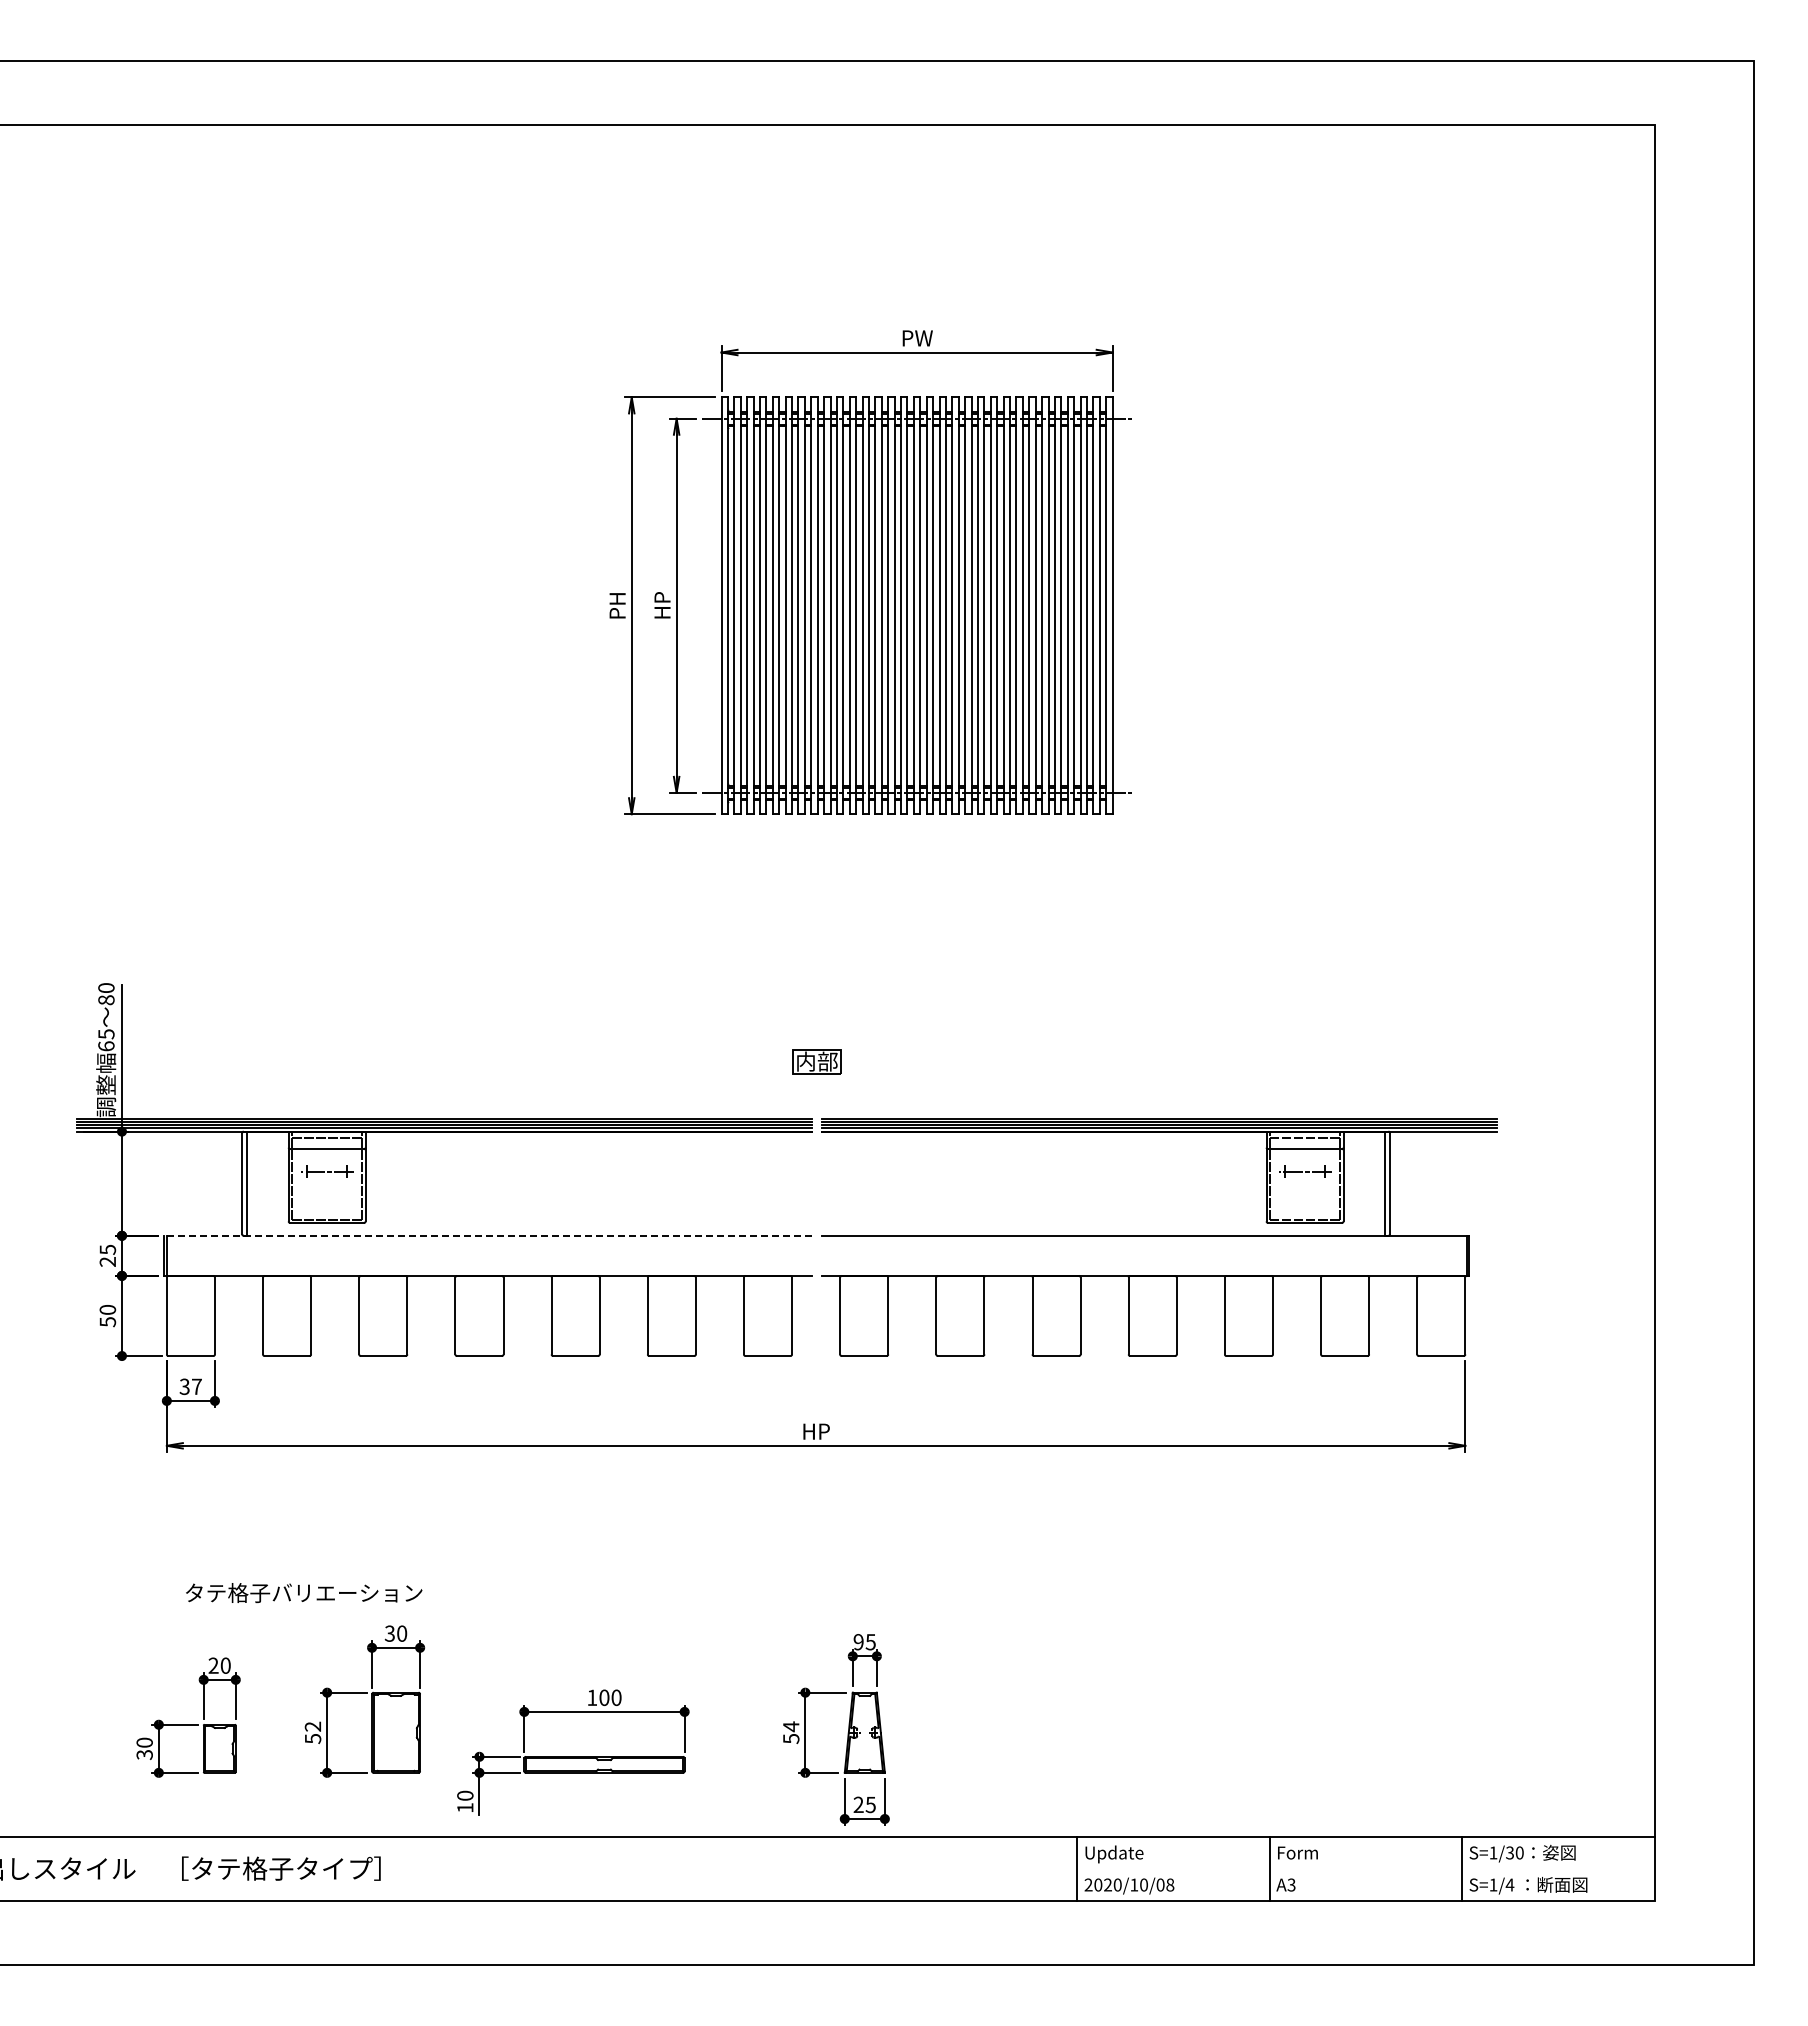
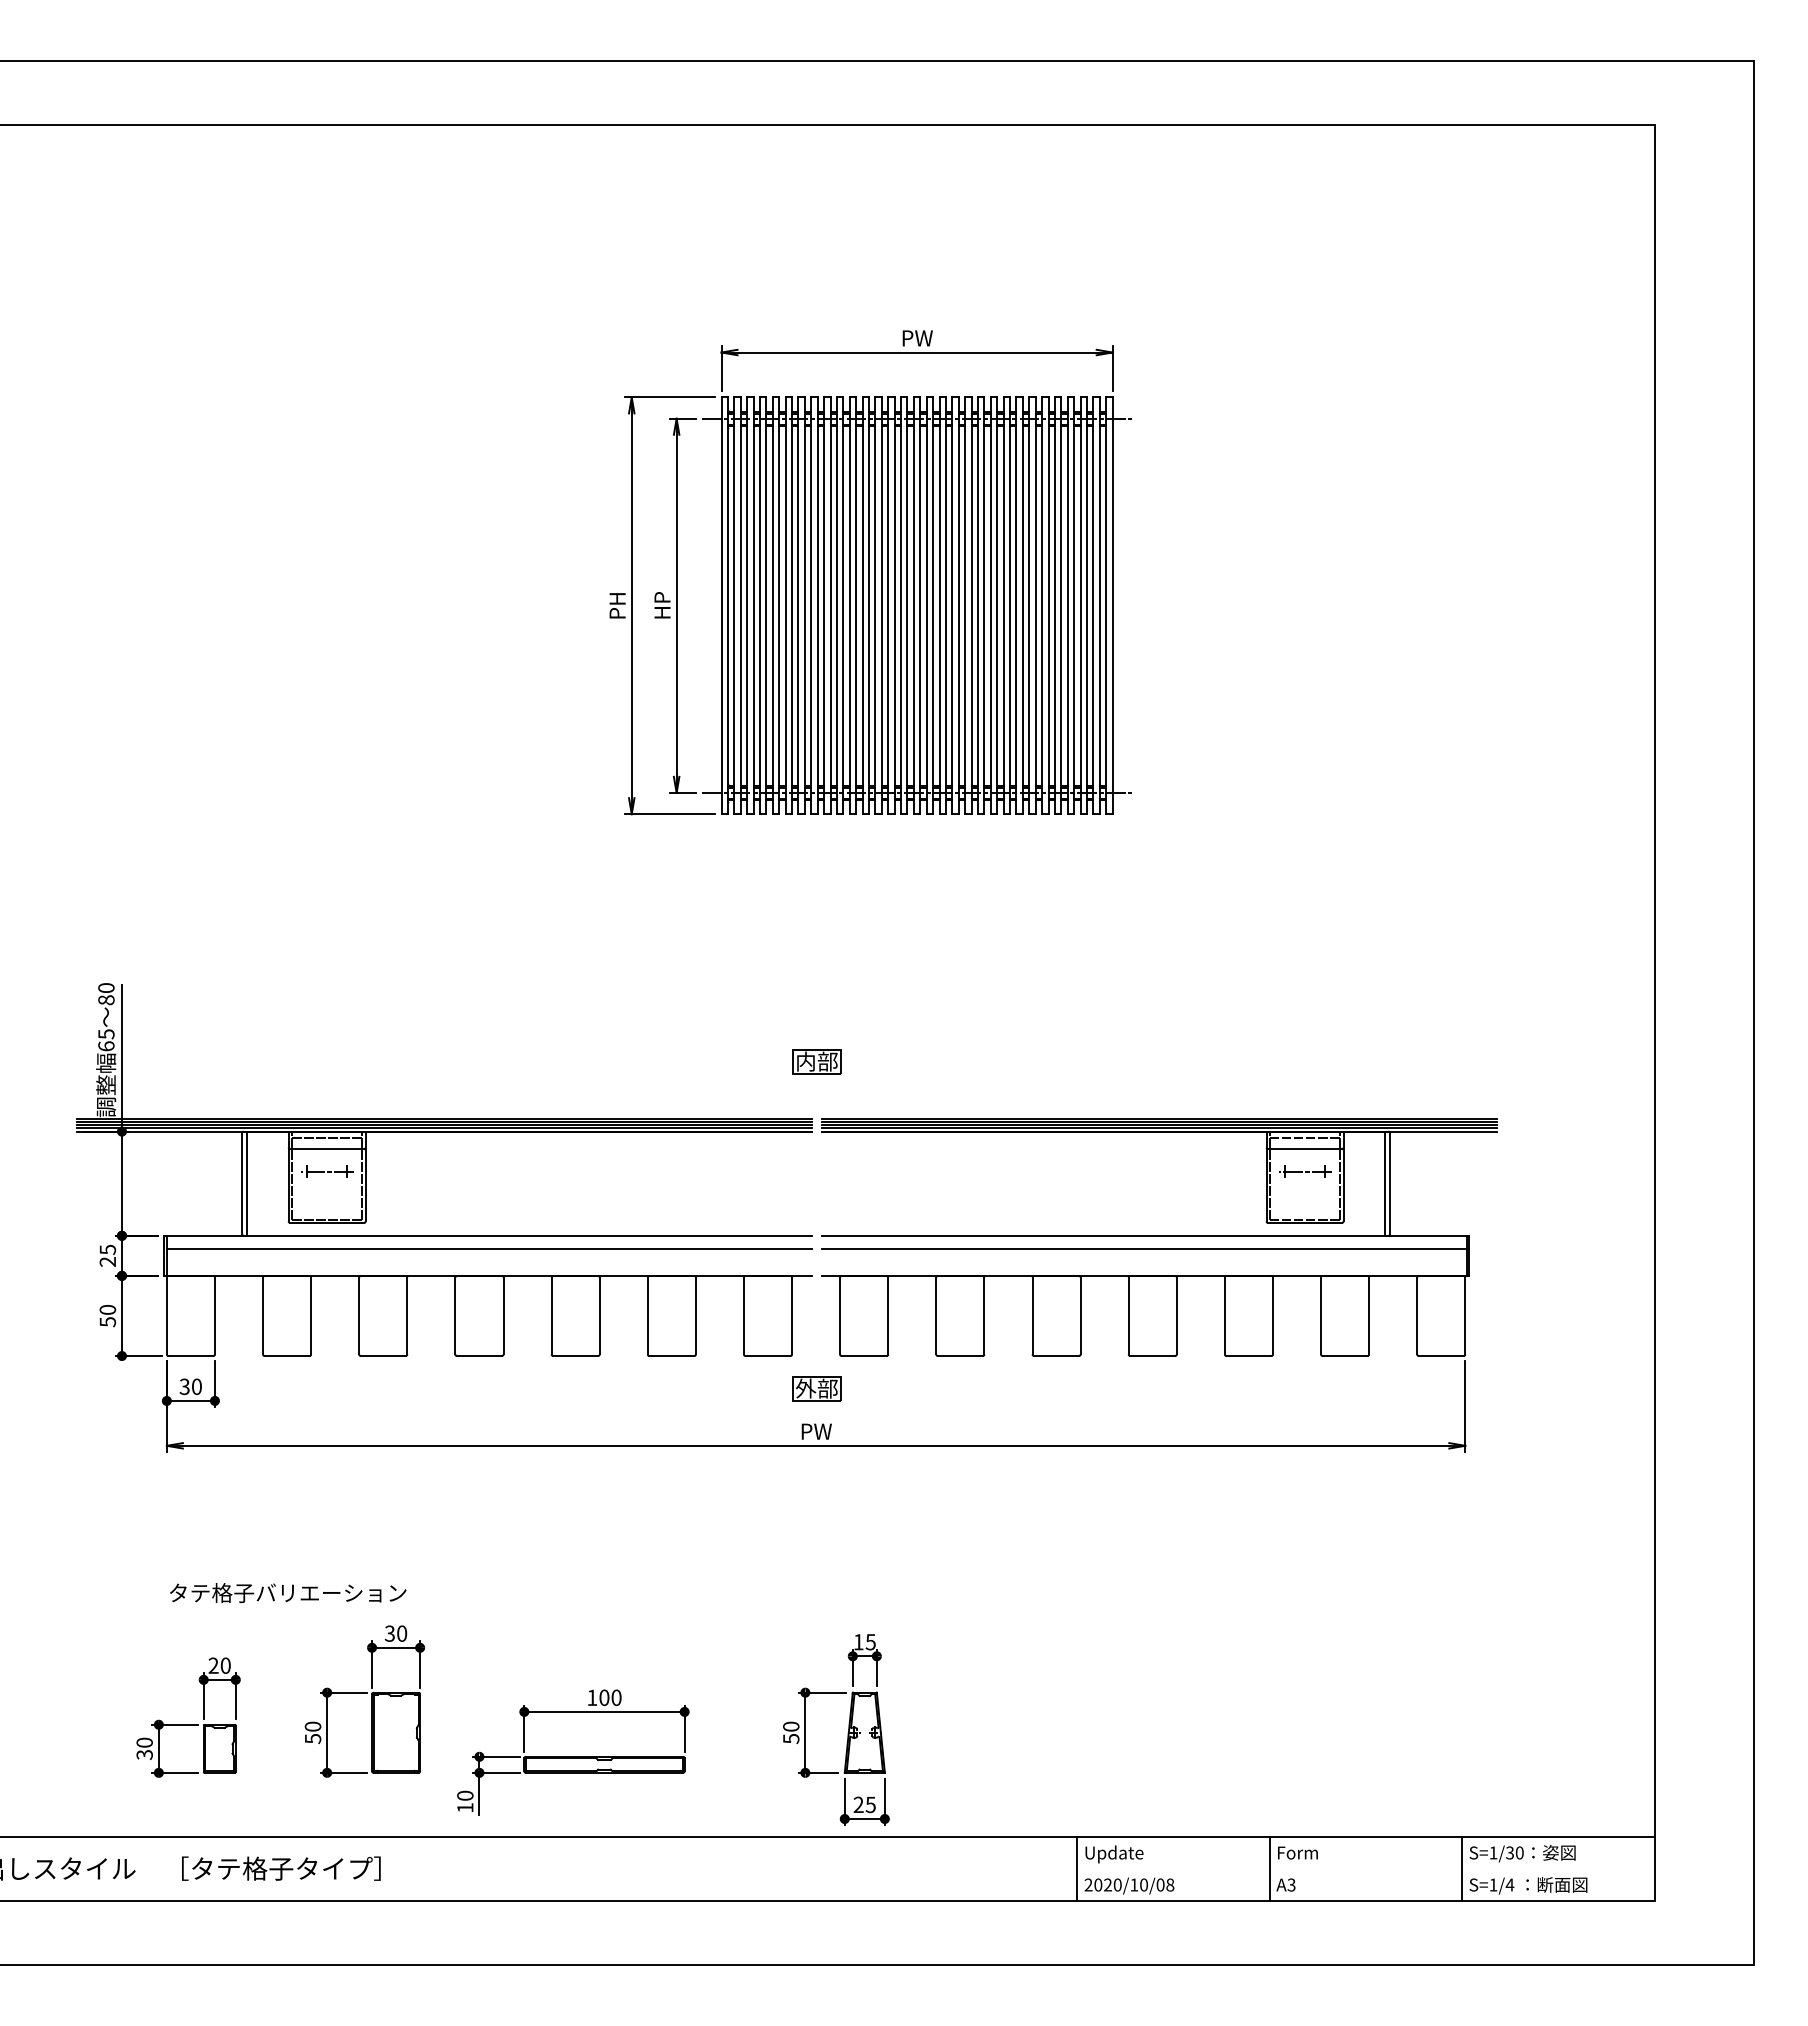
line: dashed -> solid (488, 1235)
line: none -> present (489, 1248)
line: none -> present (1143, 1248)
text: 37 -> 30 (196, 1386)
part: none -> present (816, 1388)
text: HP -> PW (816, 1431)
text position: (304, 1592) -> (288, 1592) (288, 1592)
text: 95 -> 15 (858, 1642)
text: 52 -> 50 (313, 1726)
text: 54 -> 50 (791, 1726)
